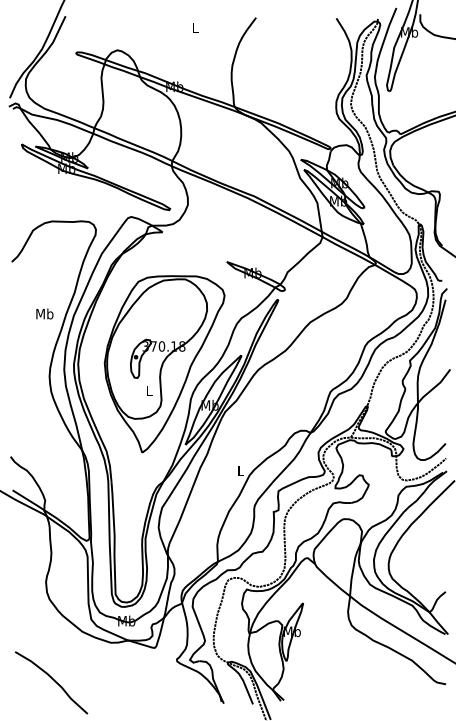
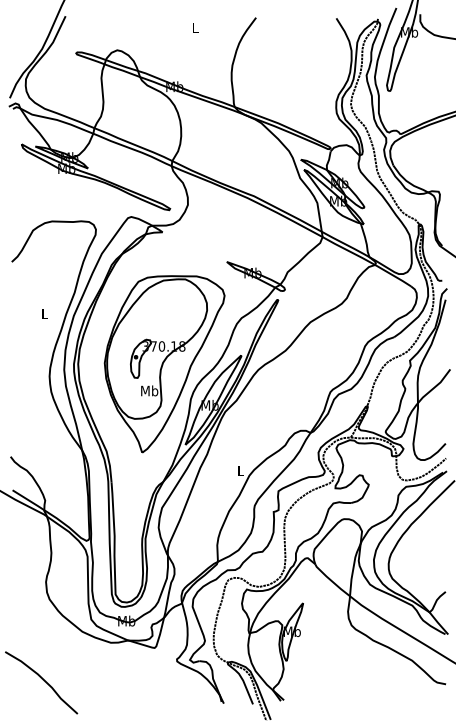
text: Mb -> L (44, 313)
text: L -> Mb (149, 390)
curve position: (52, 680) -> (42, 680) (42, 680)
